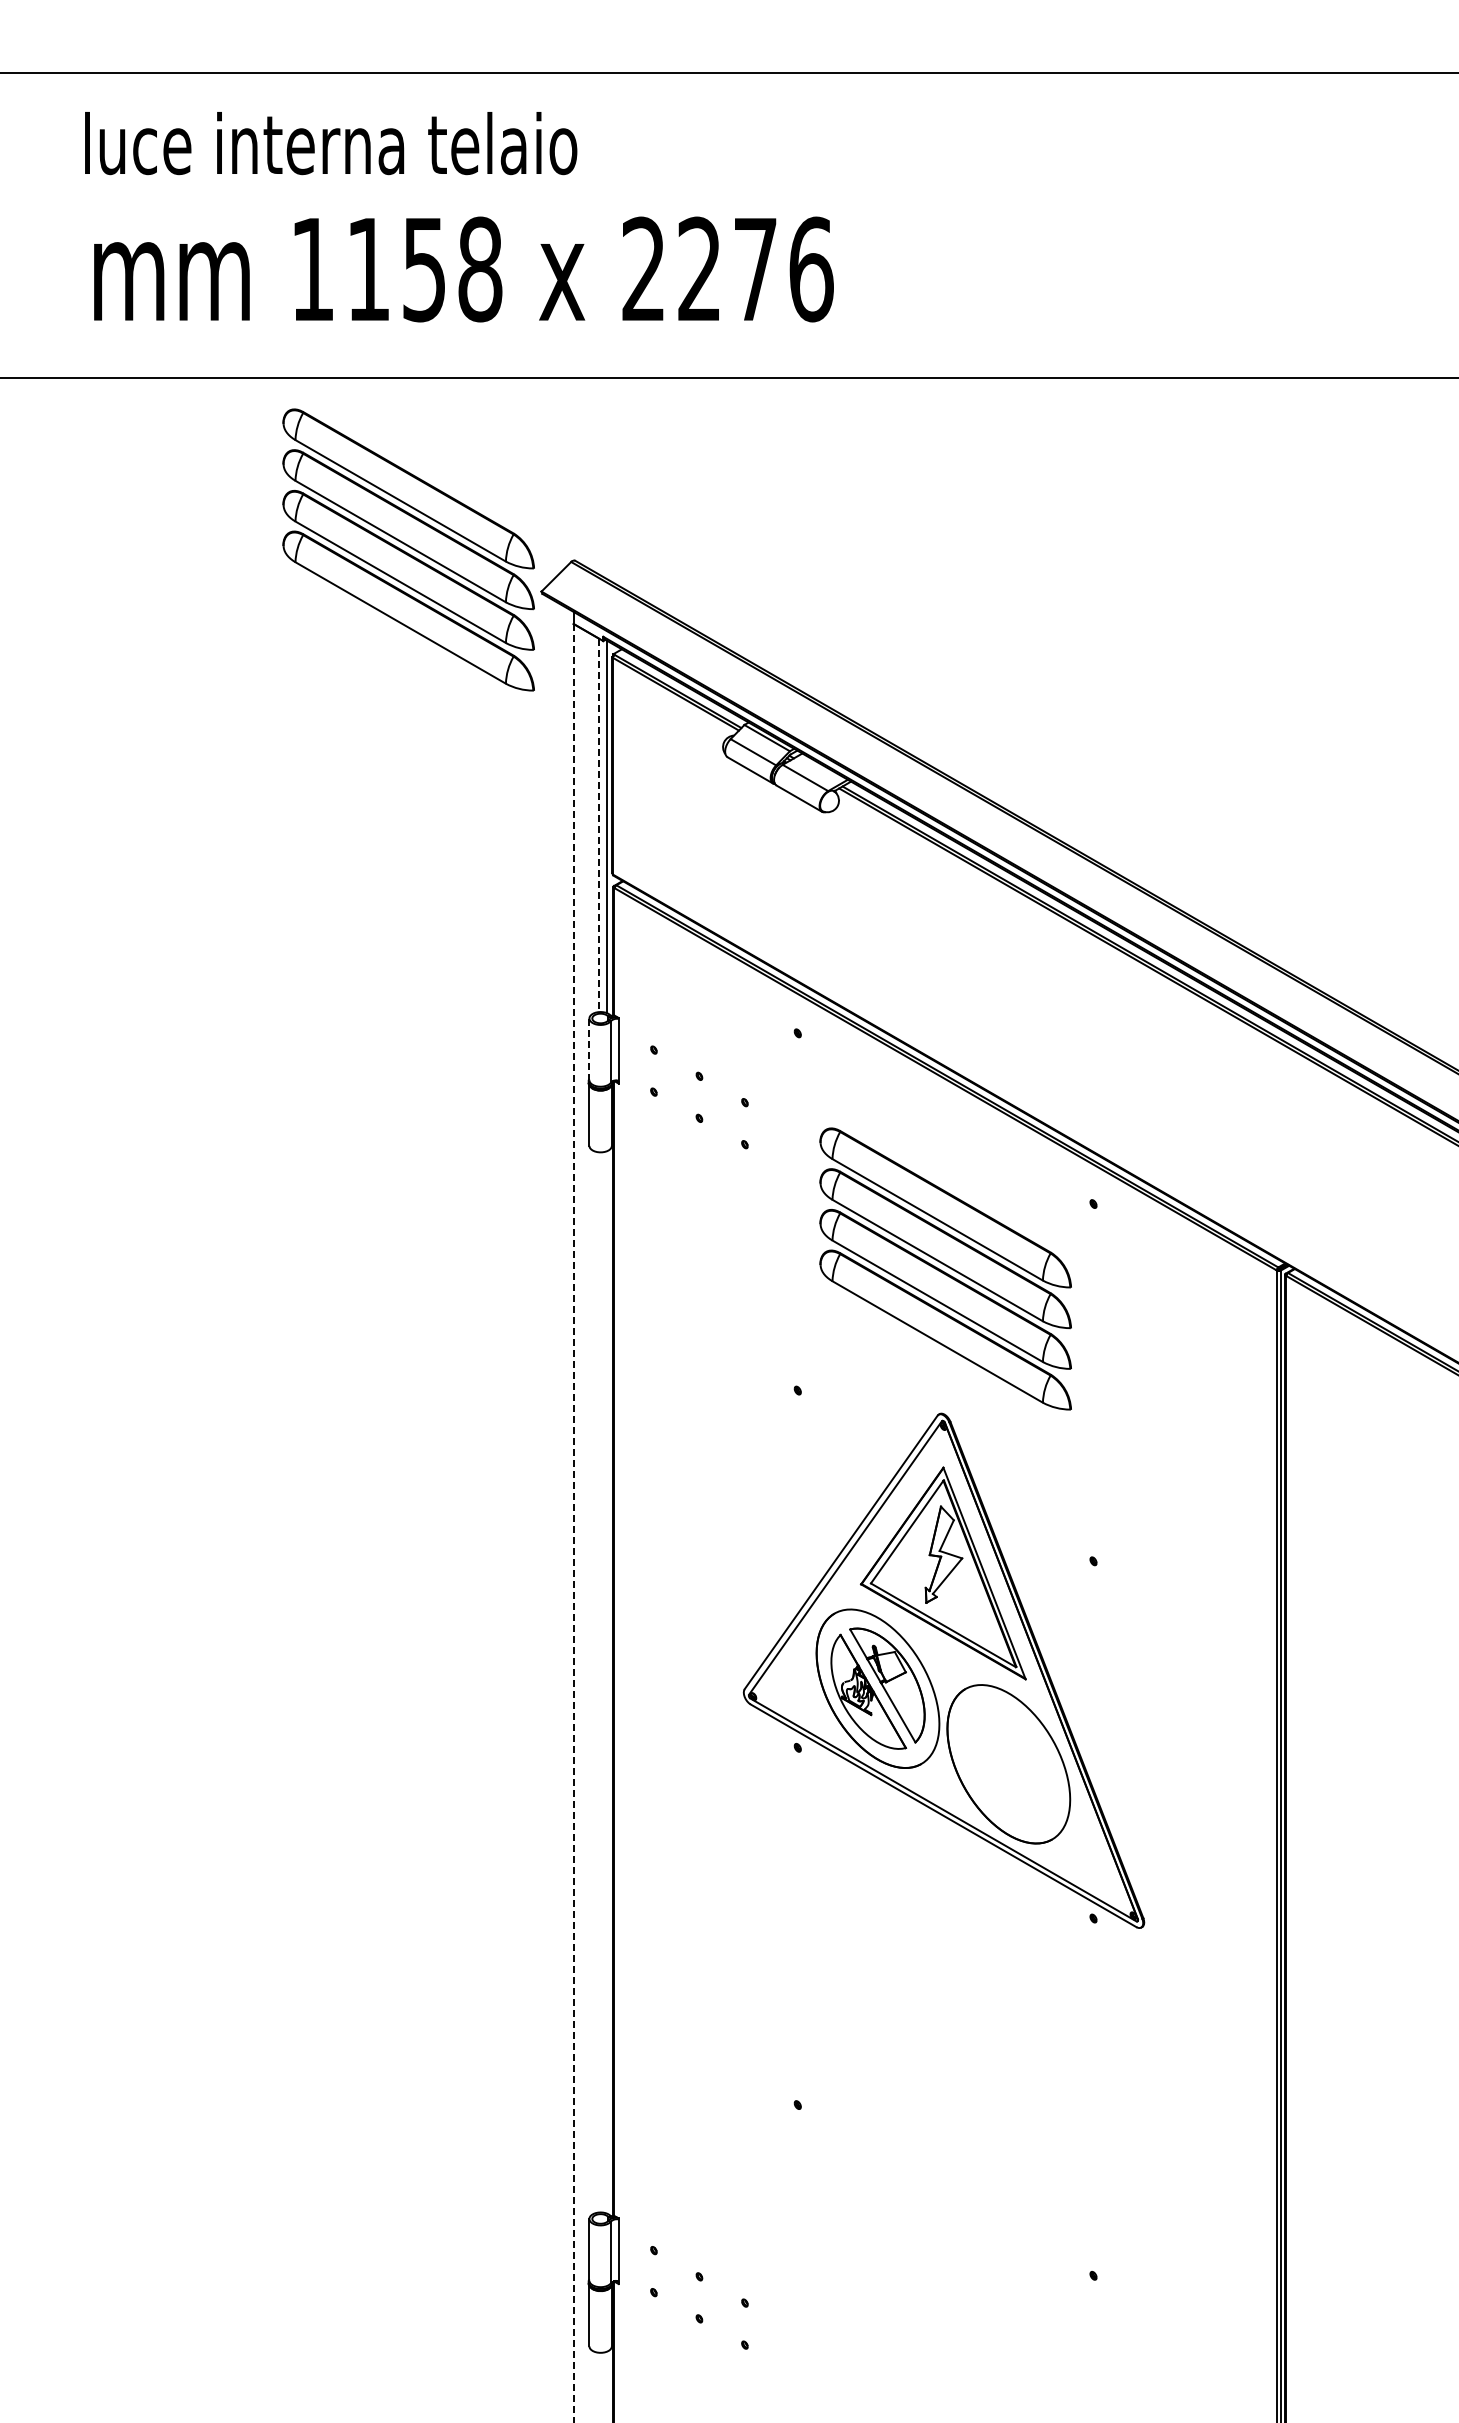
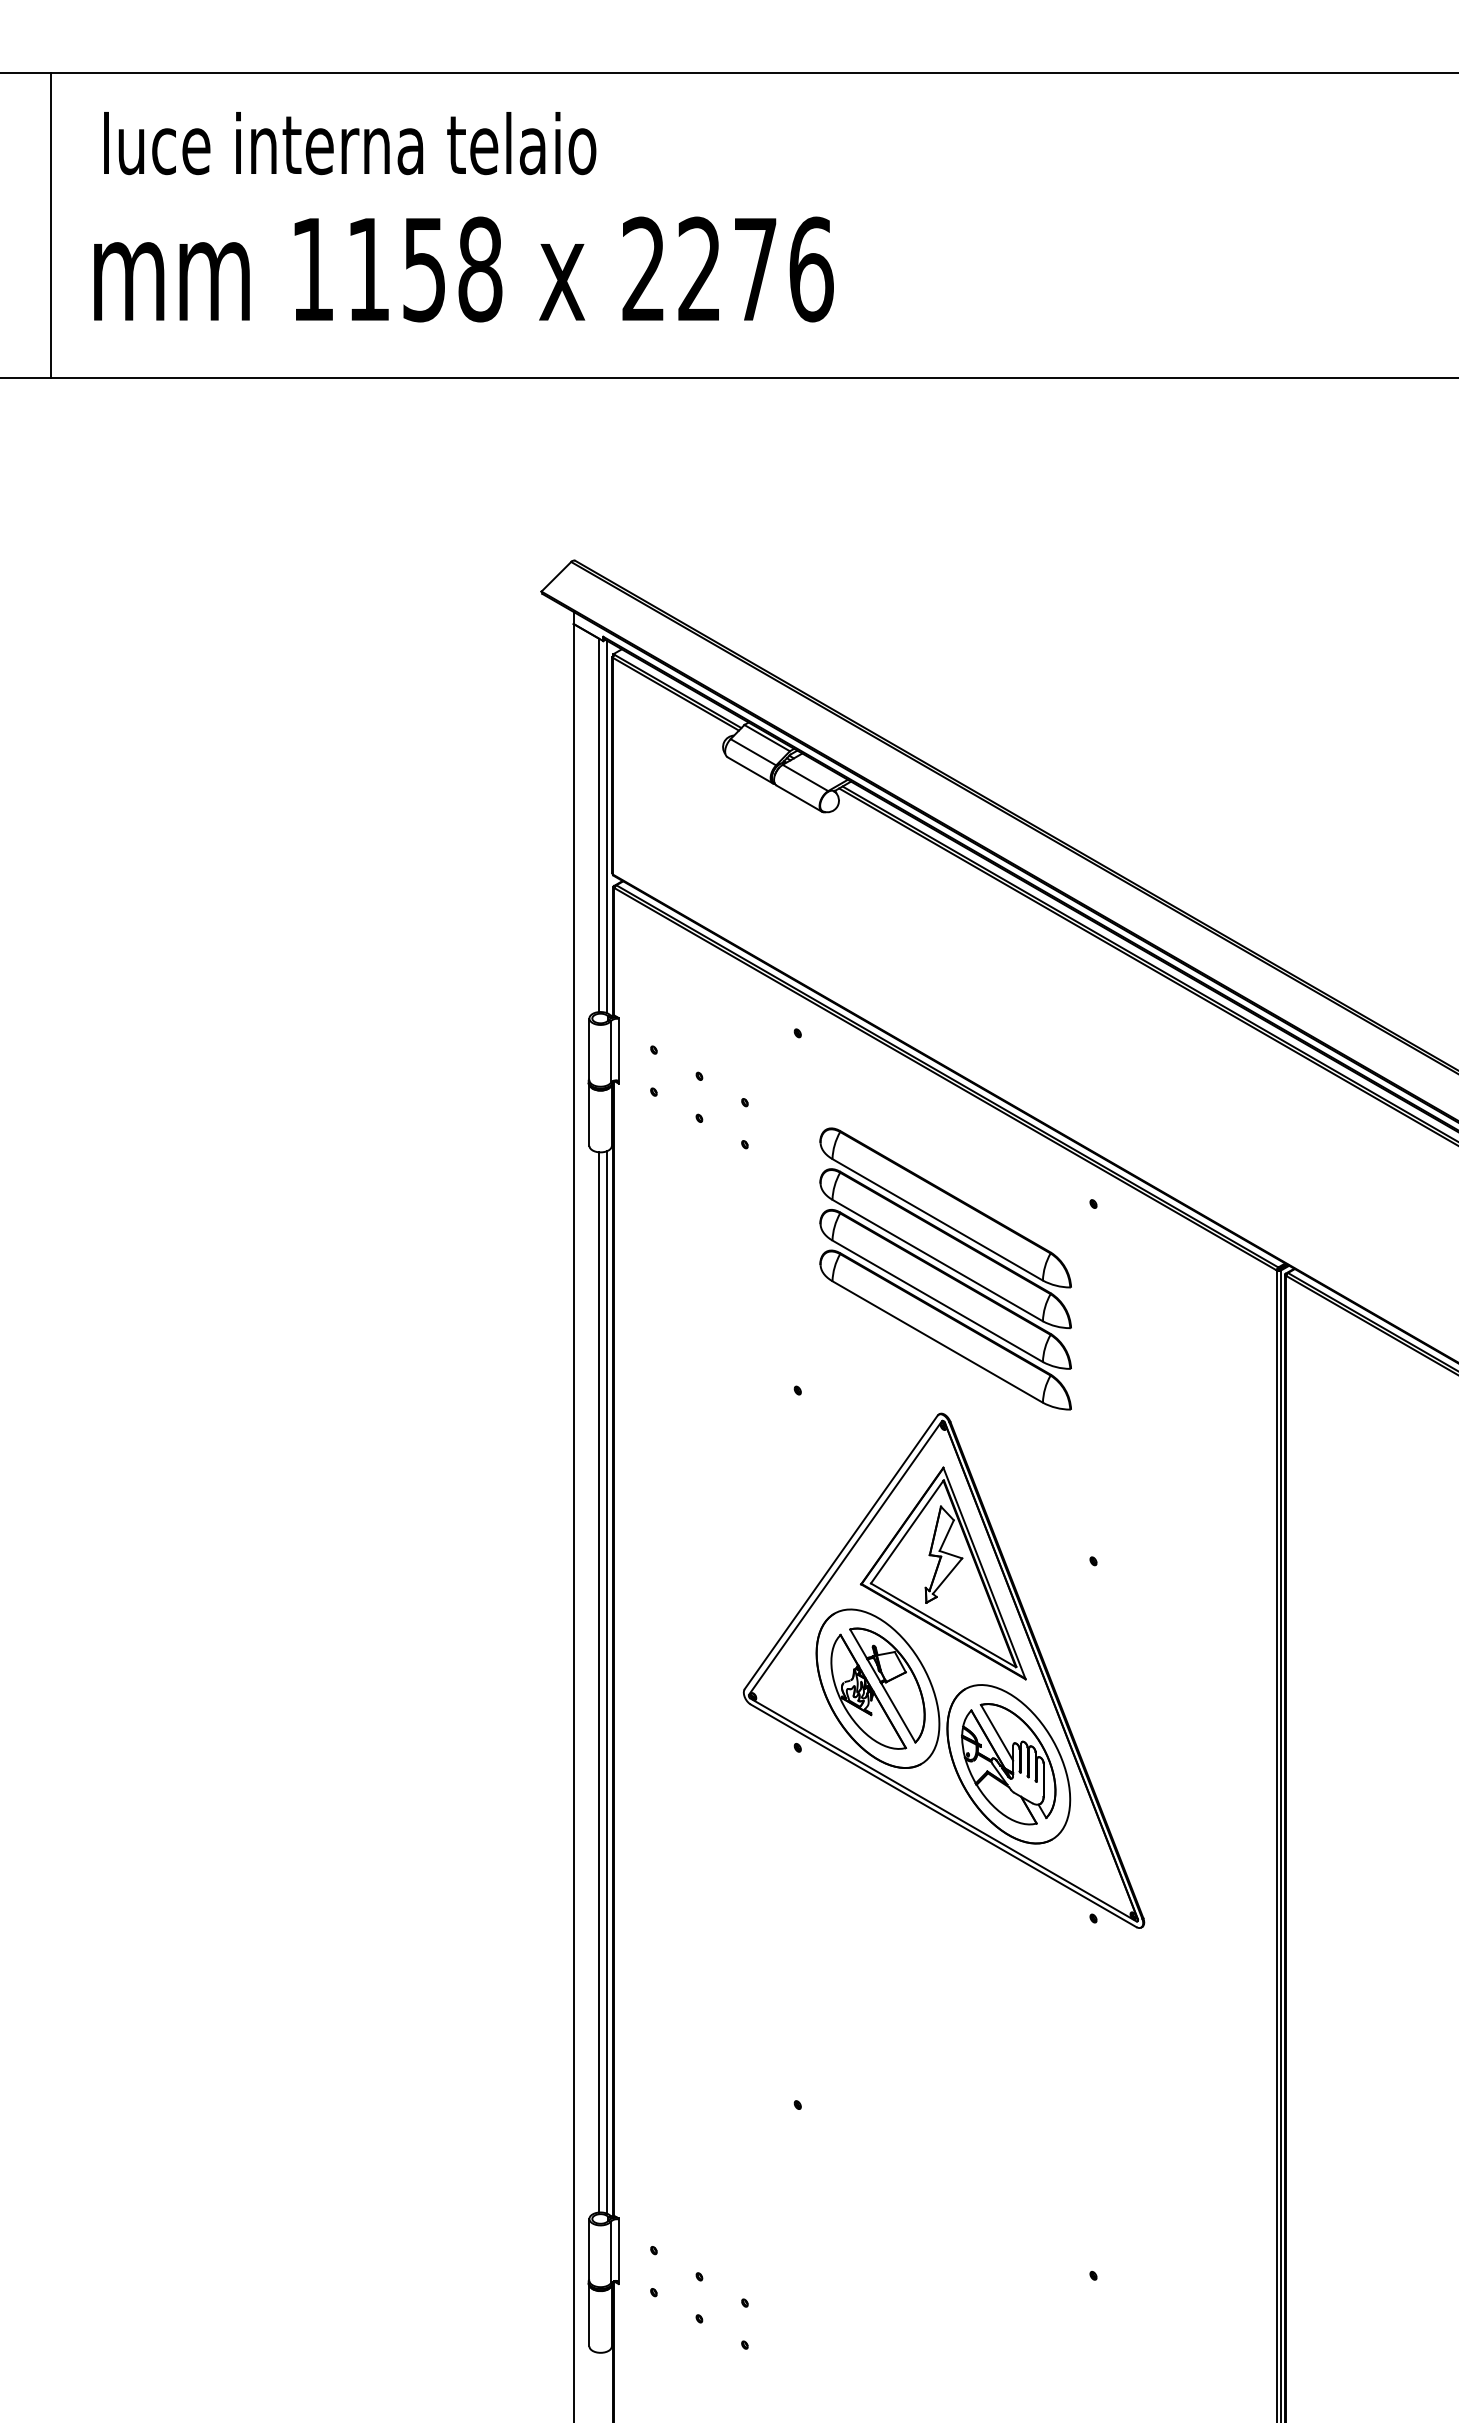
text position: (331, 143) -> (350, 143) (350, 143)
line: none -> present (50, 225)
part: present -> none (408, 549)
line: dashed -> solid (599, 825)
line: dashed -> solid (589, 1049)
line: dashed -> solid (573, 1523)
line: none -> present (599, 1682)
line: none -> present (606, 1682)
part: none -> present (1008, 1764)
